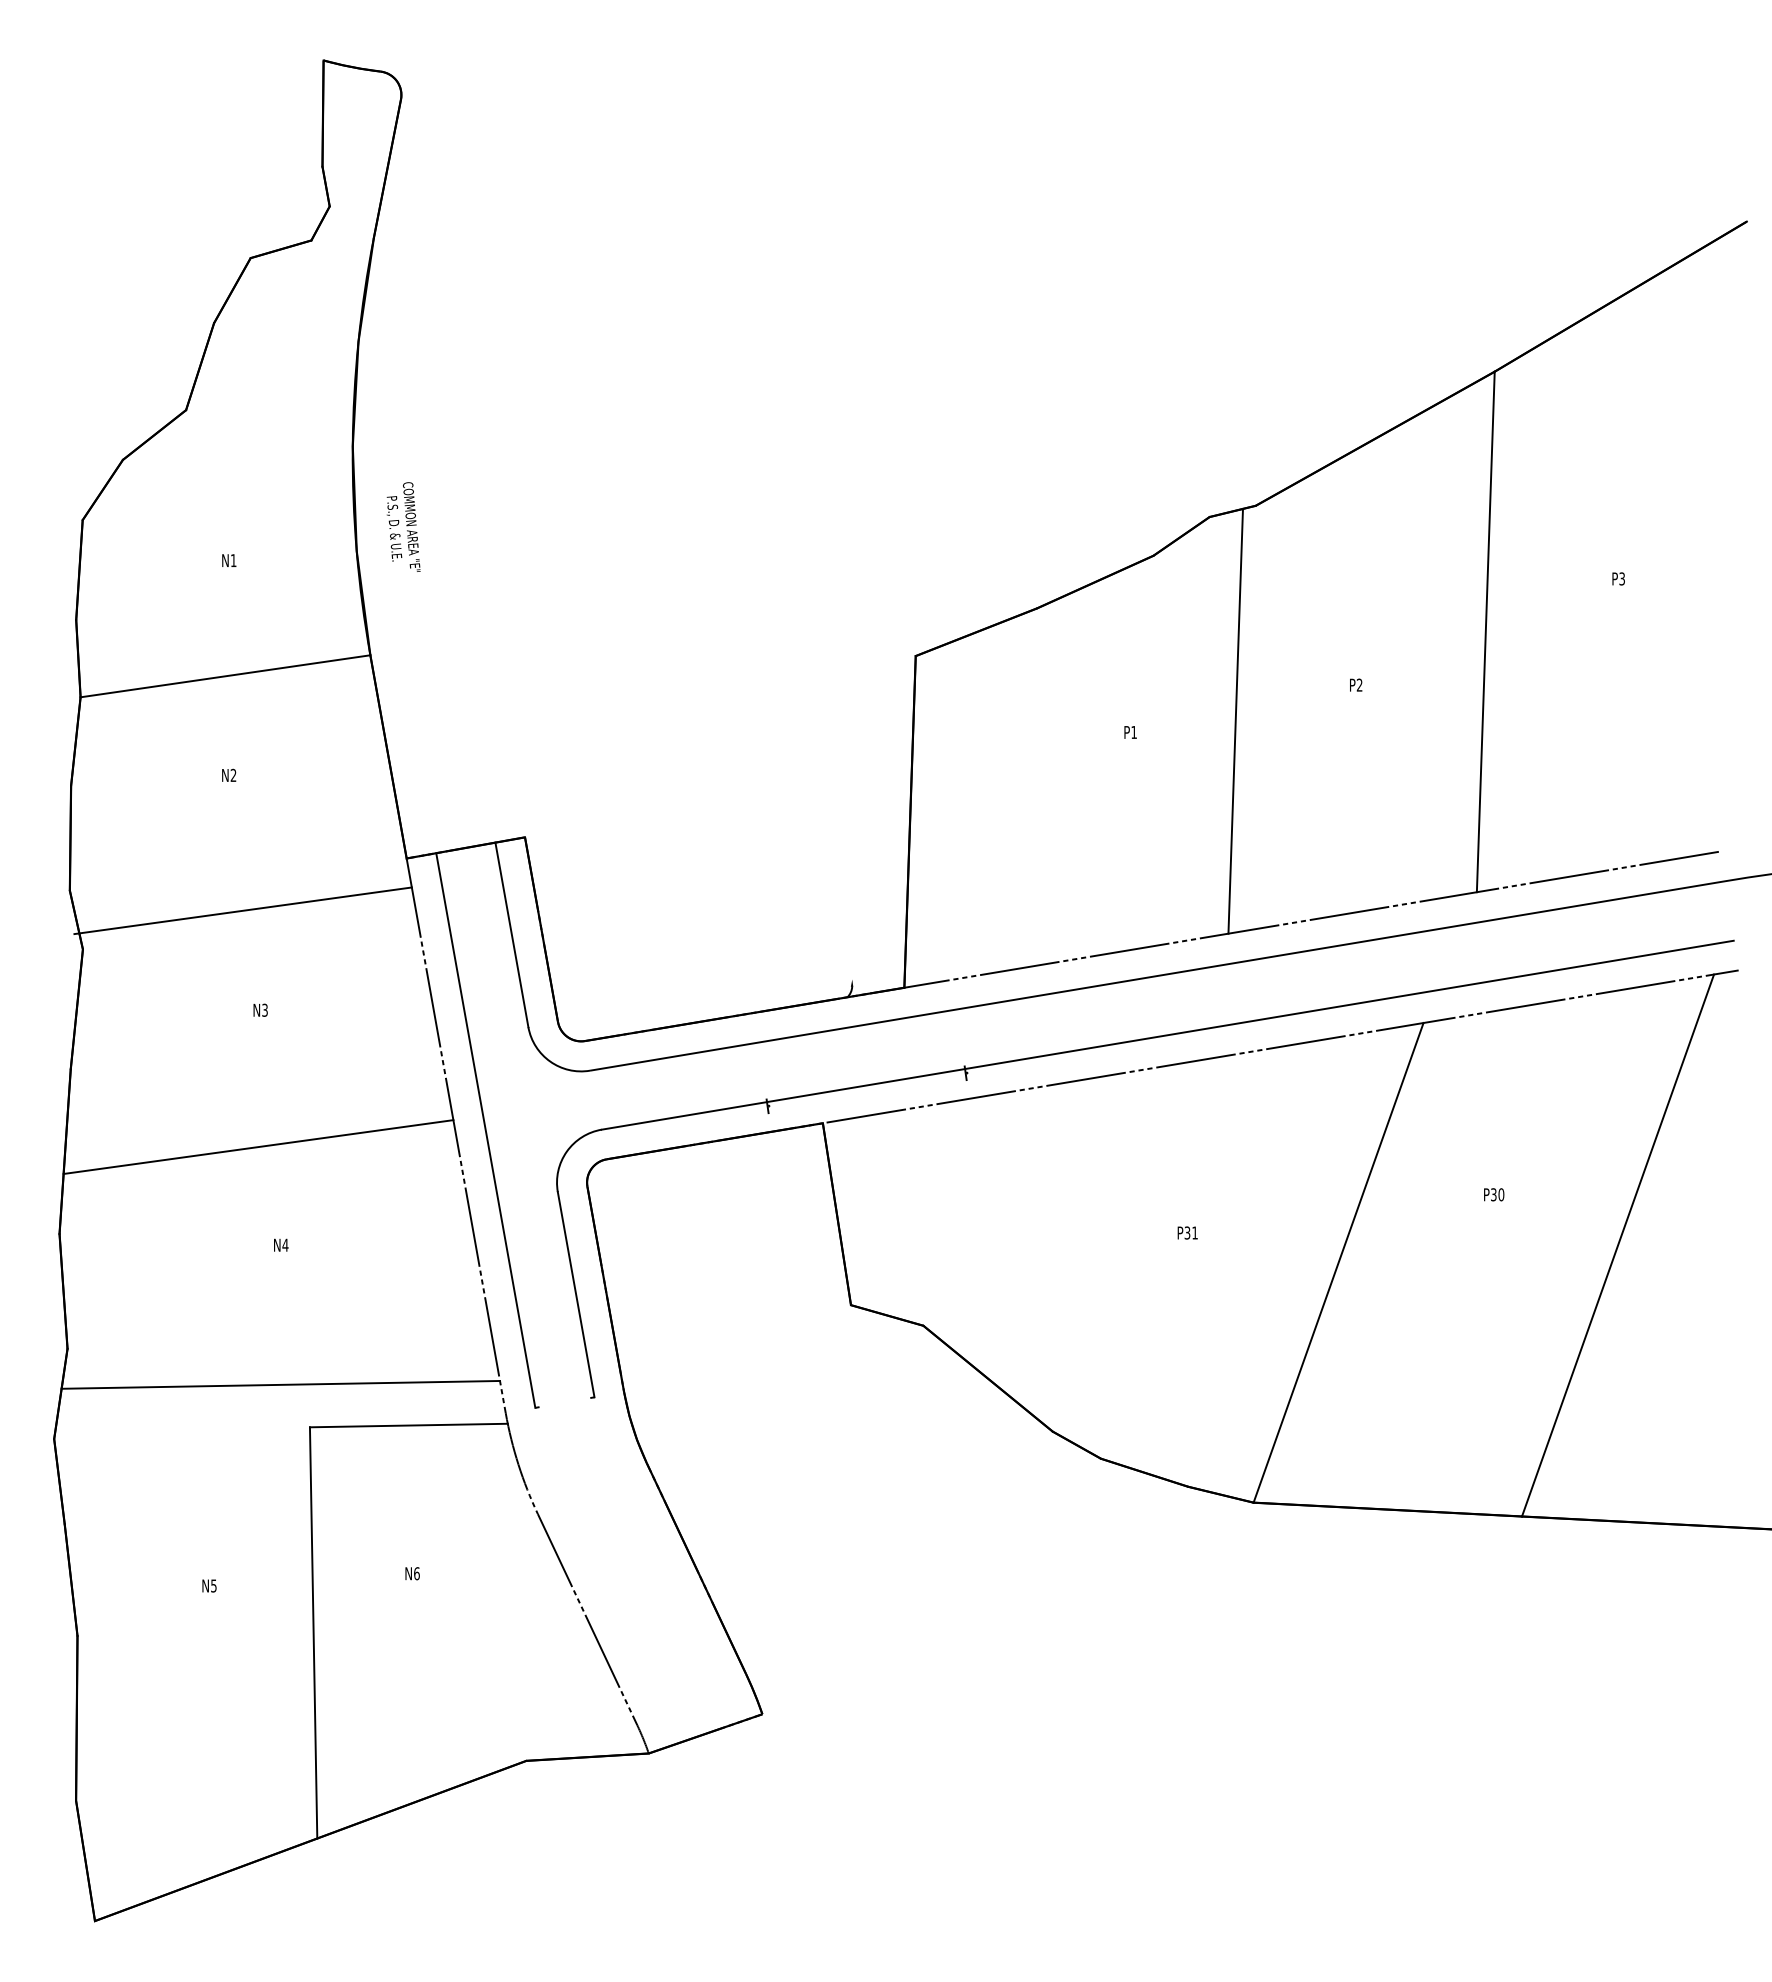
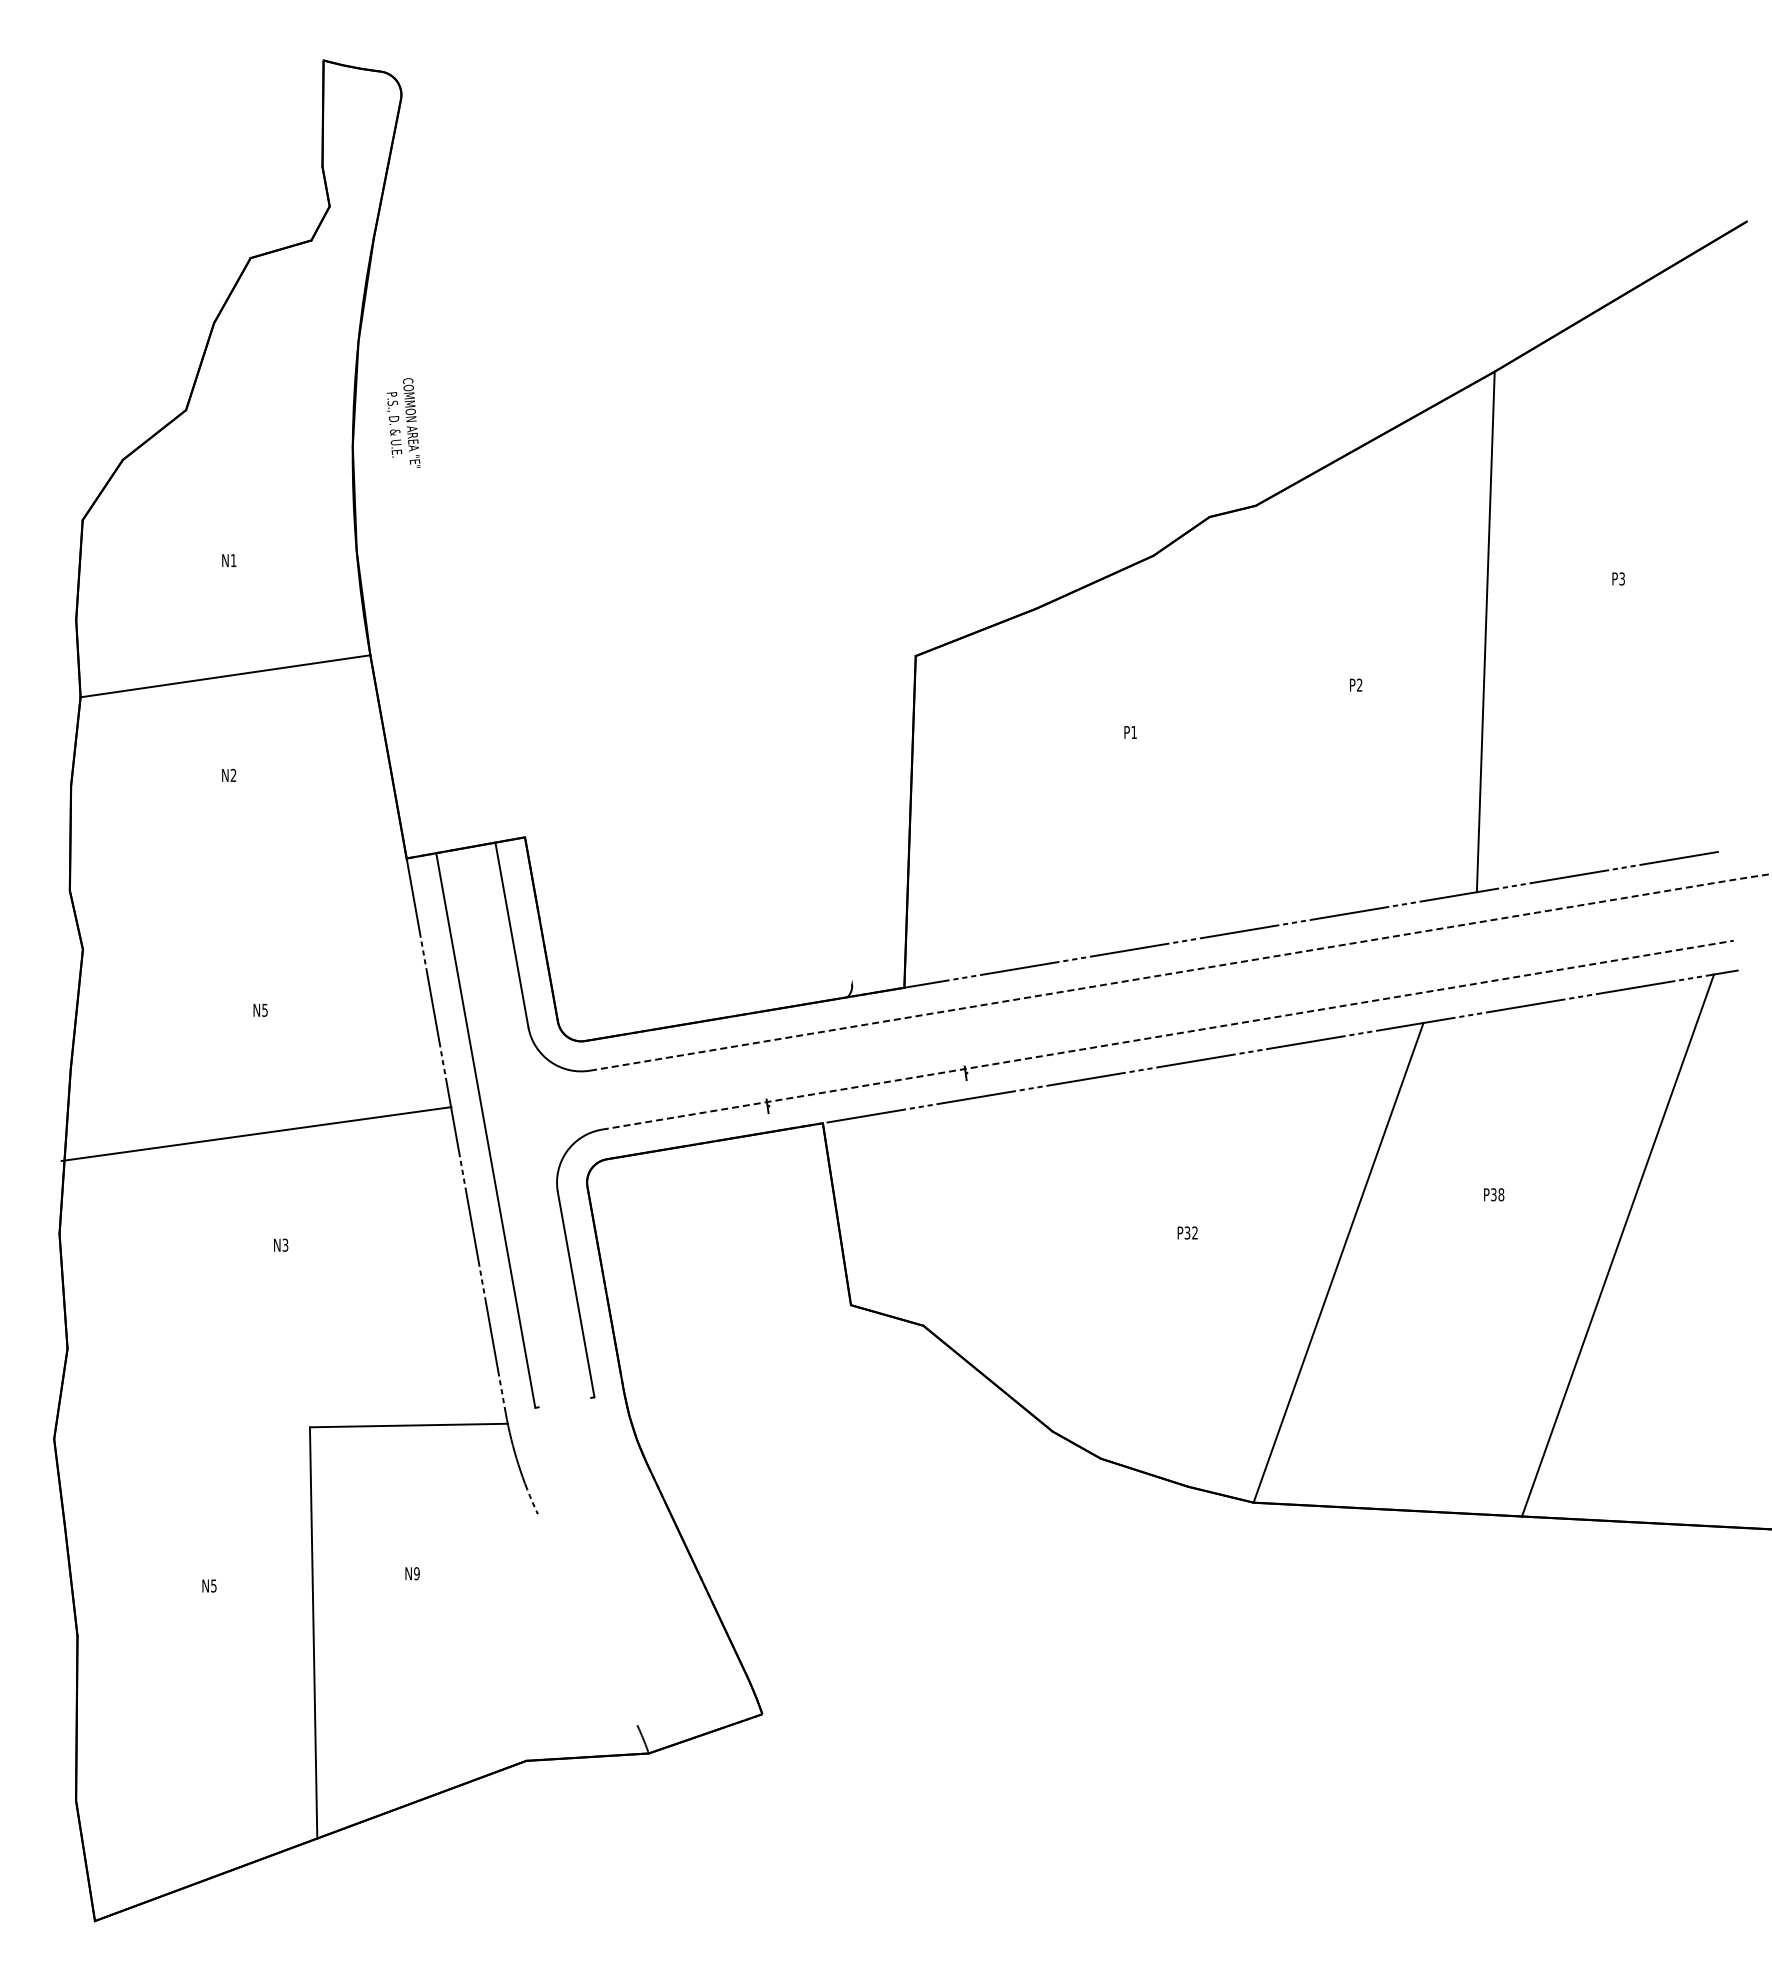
text position: (403, 526) -> (403, 422) (403, 422)
line: present -> none (1235, 720)
line: present -> none (242, 910)
line: solid -> dashed (1182, 971)
text: N3 -> N5 (264, 1009)
line: solid -> dashed (1167, 1035)
line position: (258, 1146) -> (256, 1133) (256, 1133)
text: P30 -> P38 (1501, 1194)
text: P31 -> P32 (1194, 1232)
text: N4 -> N3 (285, 1244)
line: present -> none (280, 1384)
text: N6 -> N9 (416, 1573)
line: present -> none (587, 1619)
